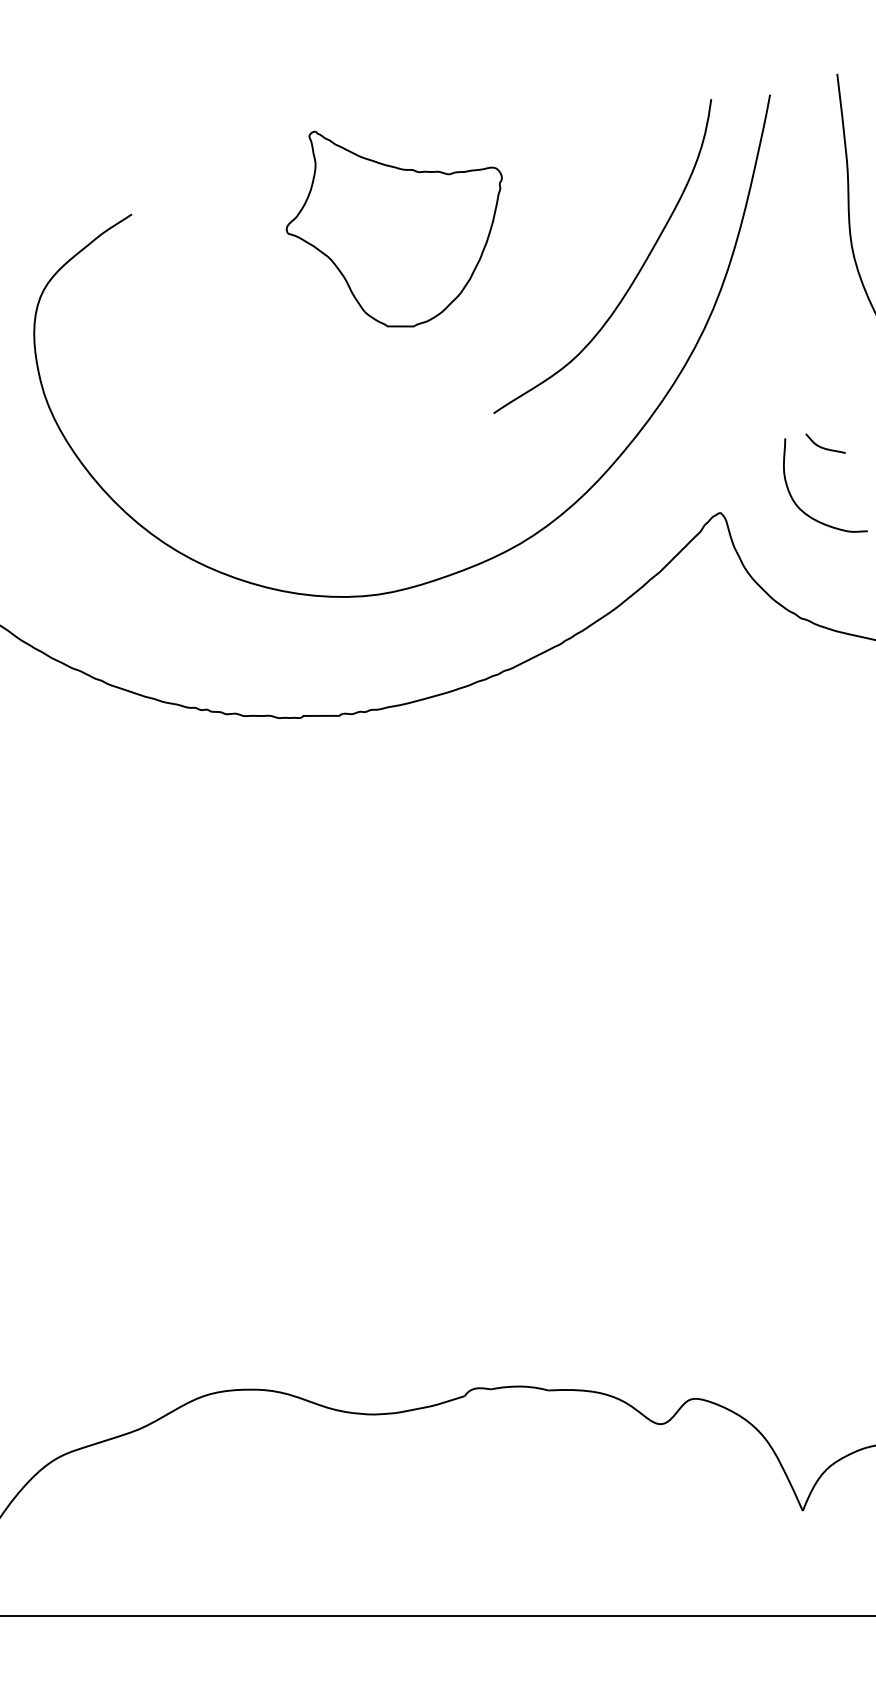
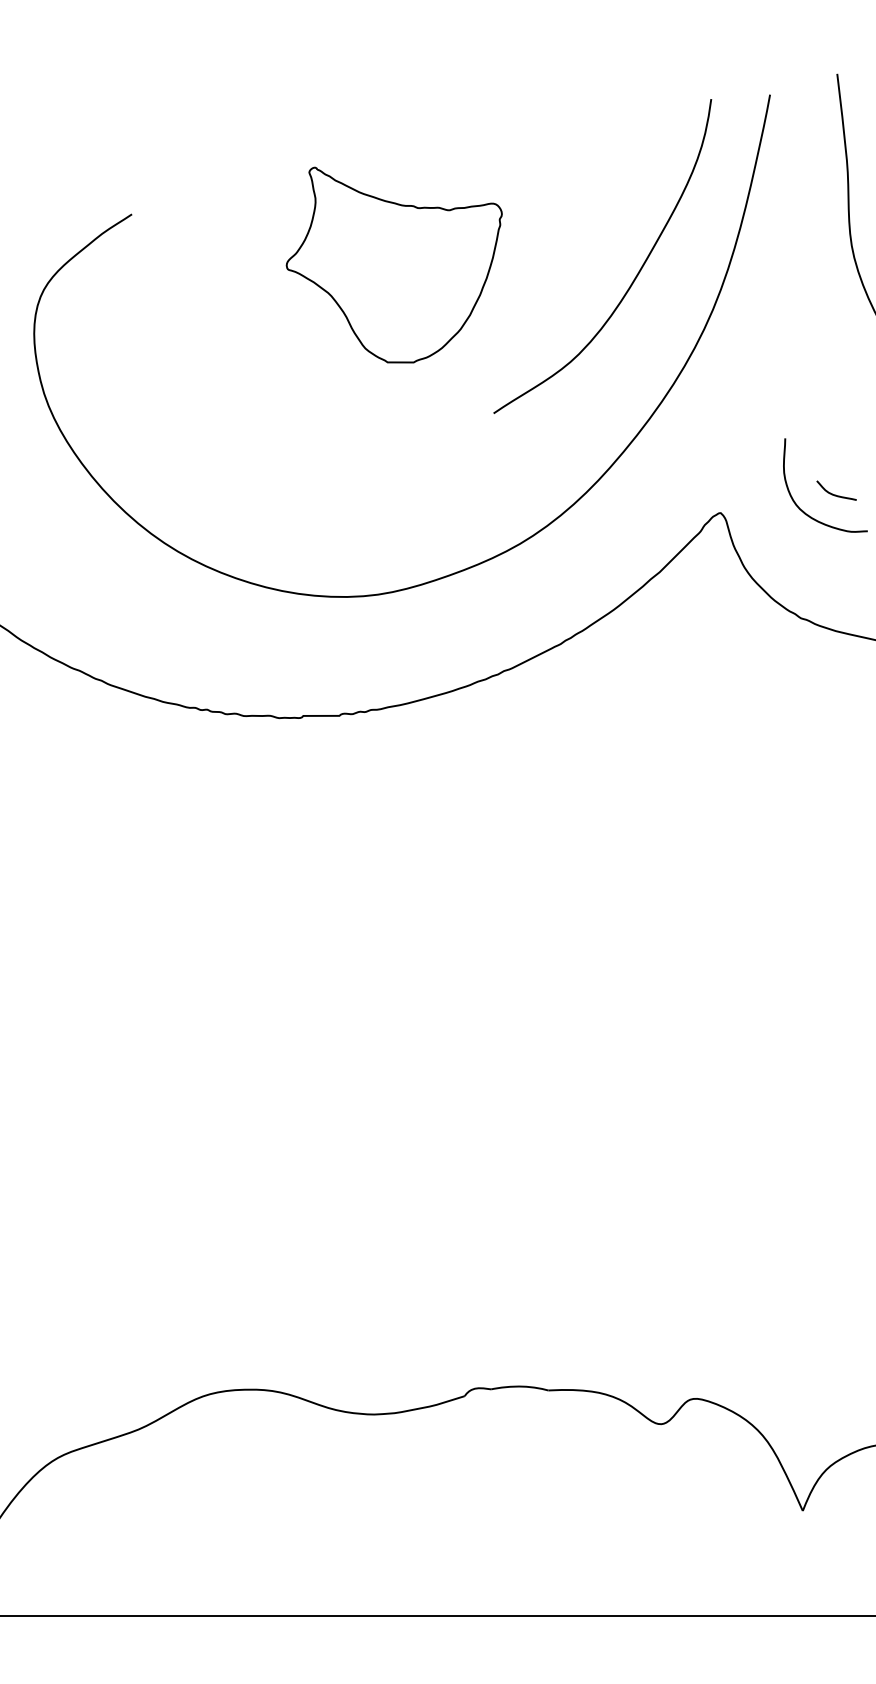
part position: (393, 228) -> (393, 264) (393, 264)
curve position: (825, 447) -> (836, 494) (836, 494)
